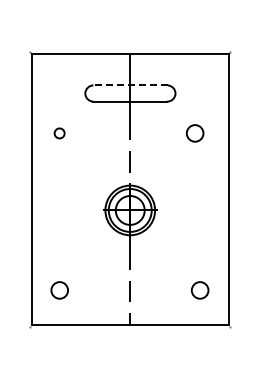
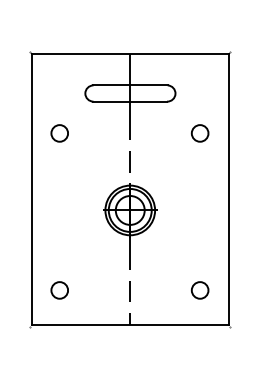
line: dashed -> solid (130, 85)
circle size: 13x13 px -> 19x19 px (59, 133)
circle position: (194, 133) -> (199, 133) (199, 133)
